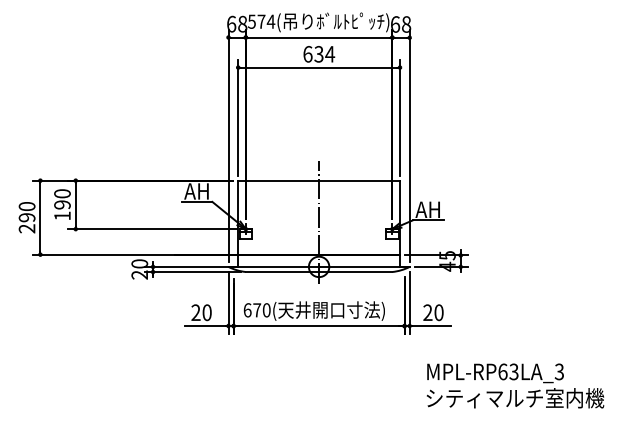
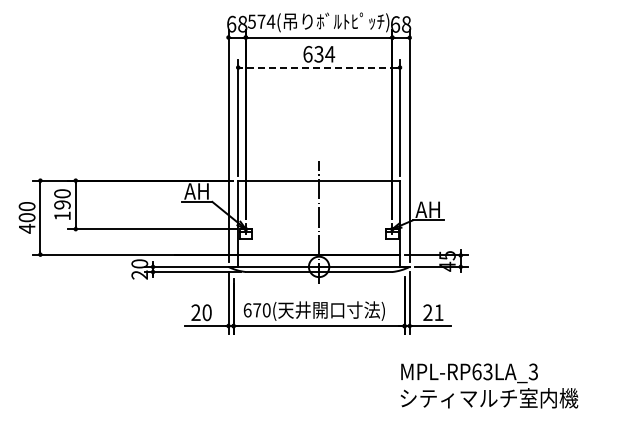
line: solid -> dashed (318, 67)
text: 290 -> 400 (26, 223)
text: 20 -> 21 (438, 312)
text position: (515, 385) -> (489, 385) (489, 385)
